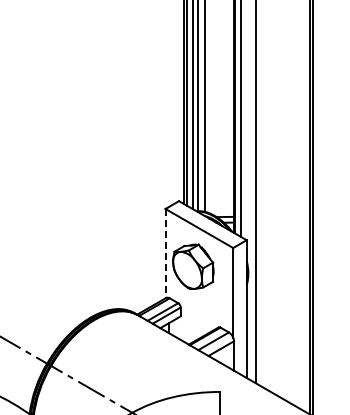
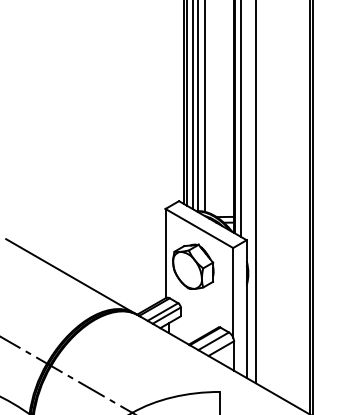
line: dashed -> solid (165, 253)
line: none -> present (68, 275)
